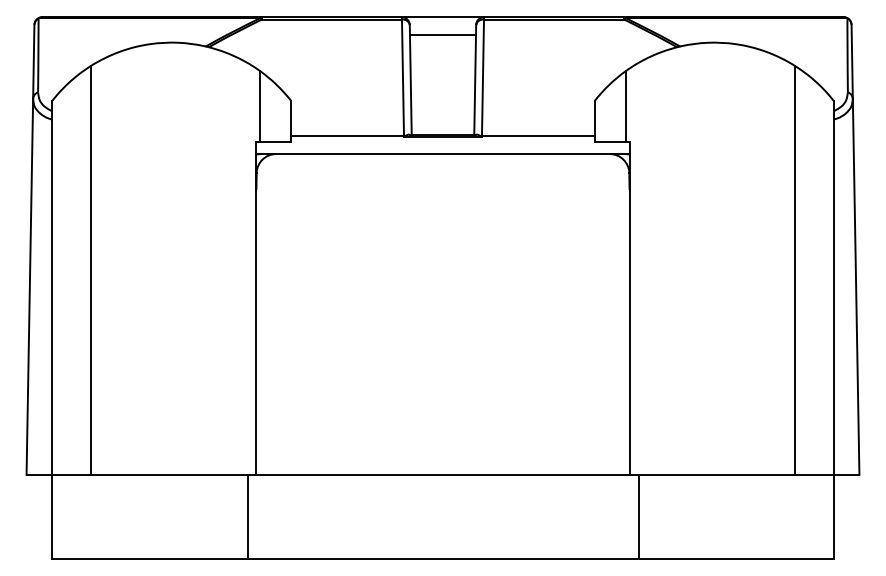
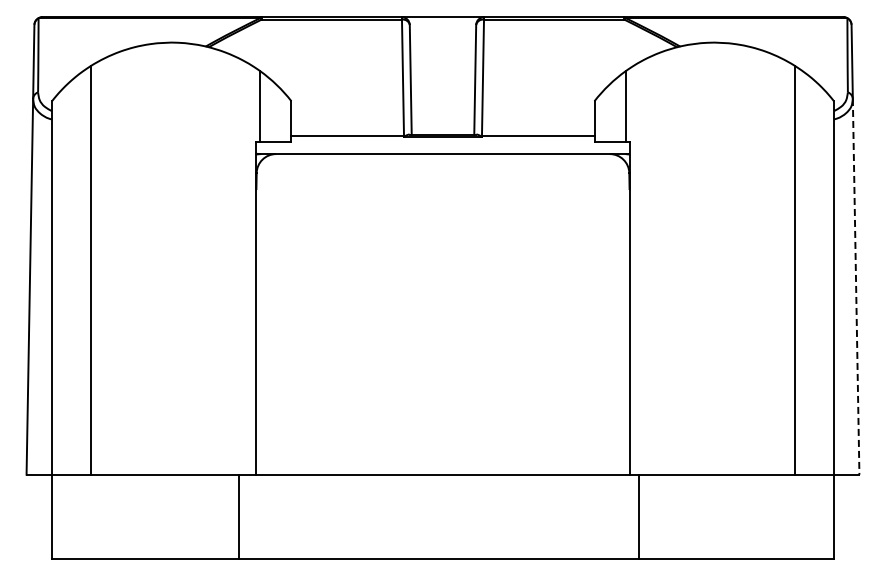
line: present -> none (442, 35)
line: solid -> dashed (856, 286)
line position: (247, 516) -> (238, 516) (238, 516)
